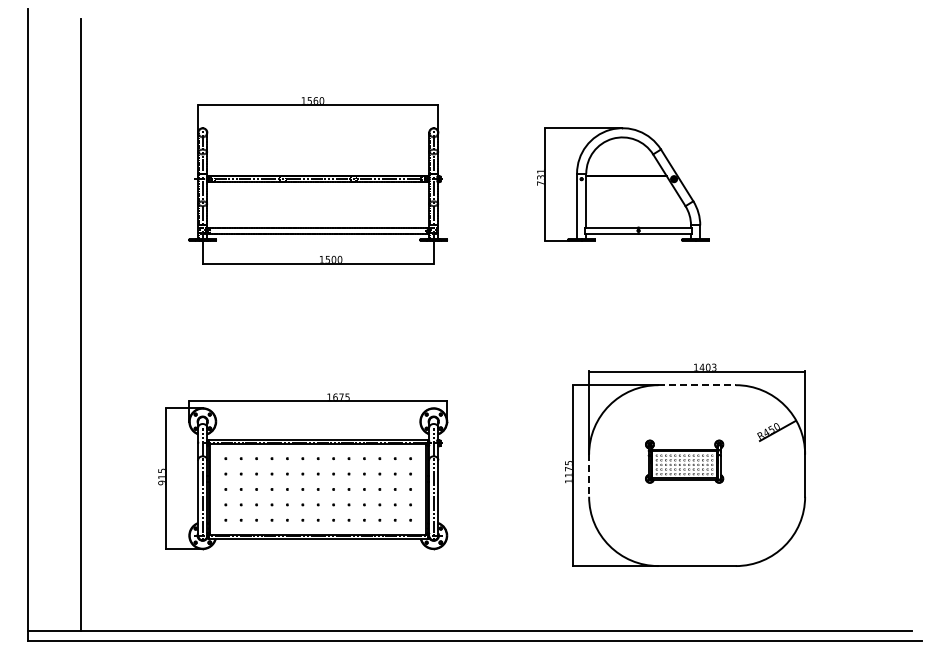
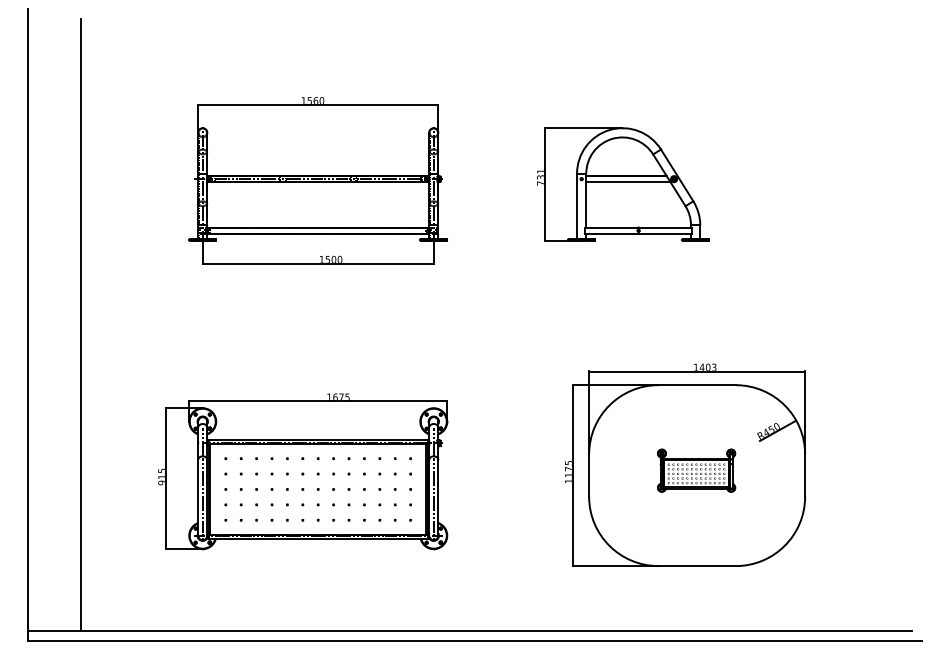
line: none -> present (628, 182)
line: dashed -> solid (697, 385)
part position: (684, 461) -> (696, 470) (696, 470)
line: dashed -> solid (589, 476)
